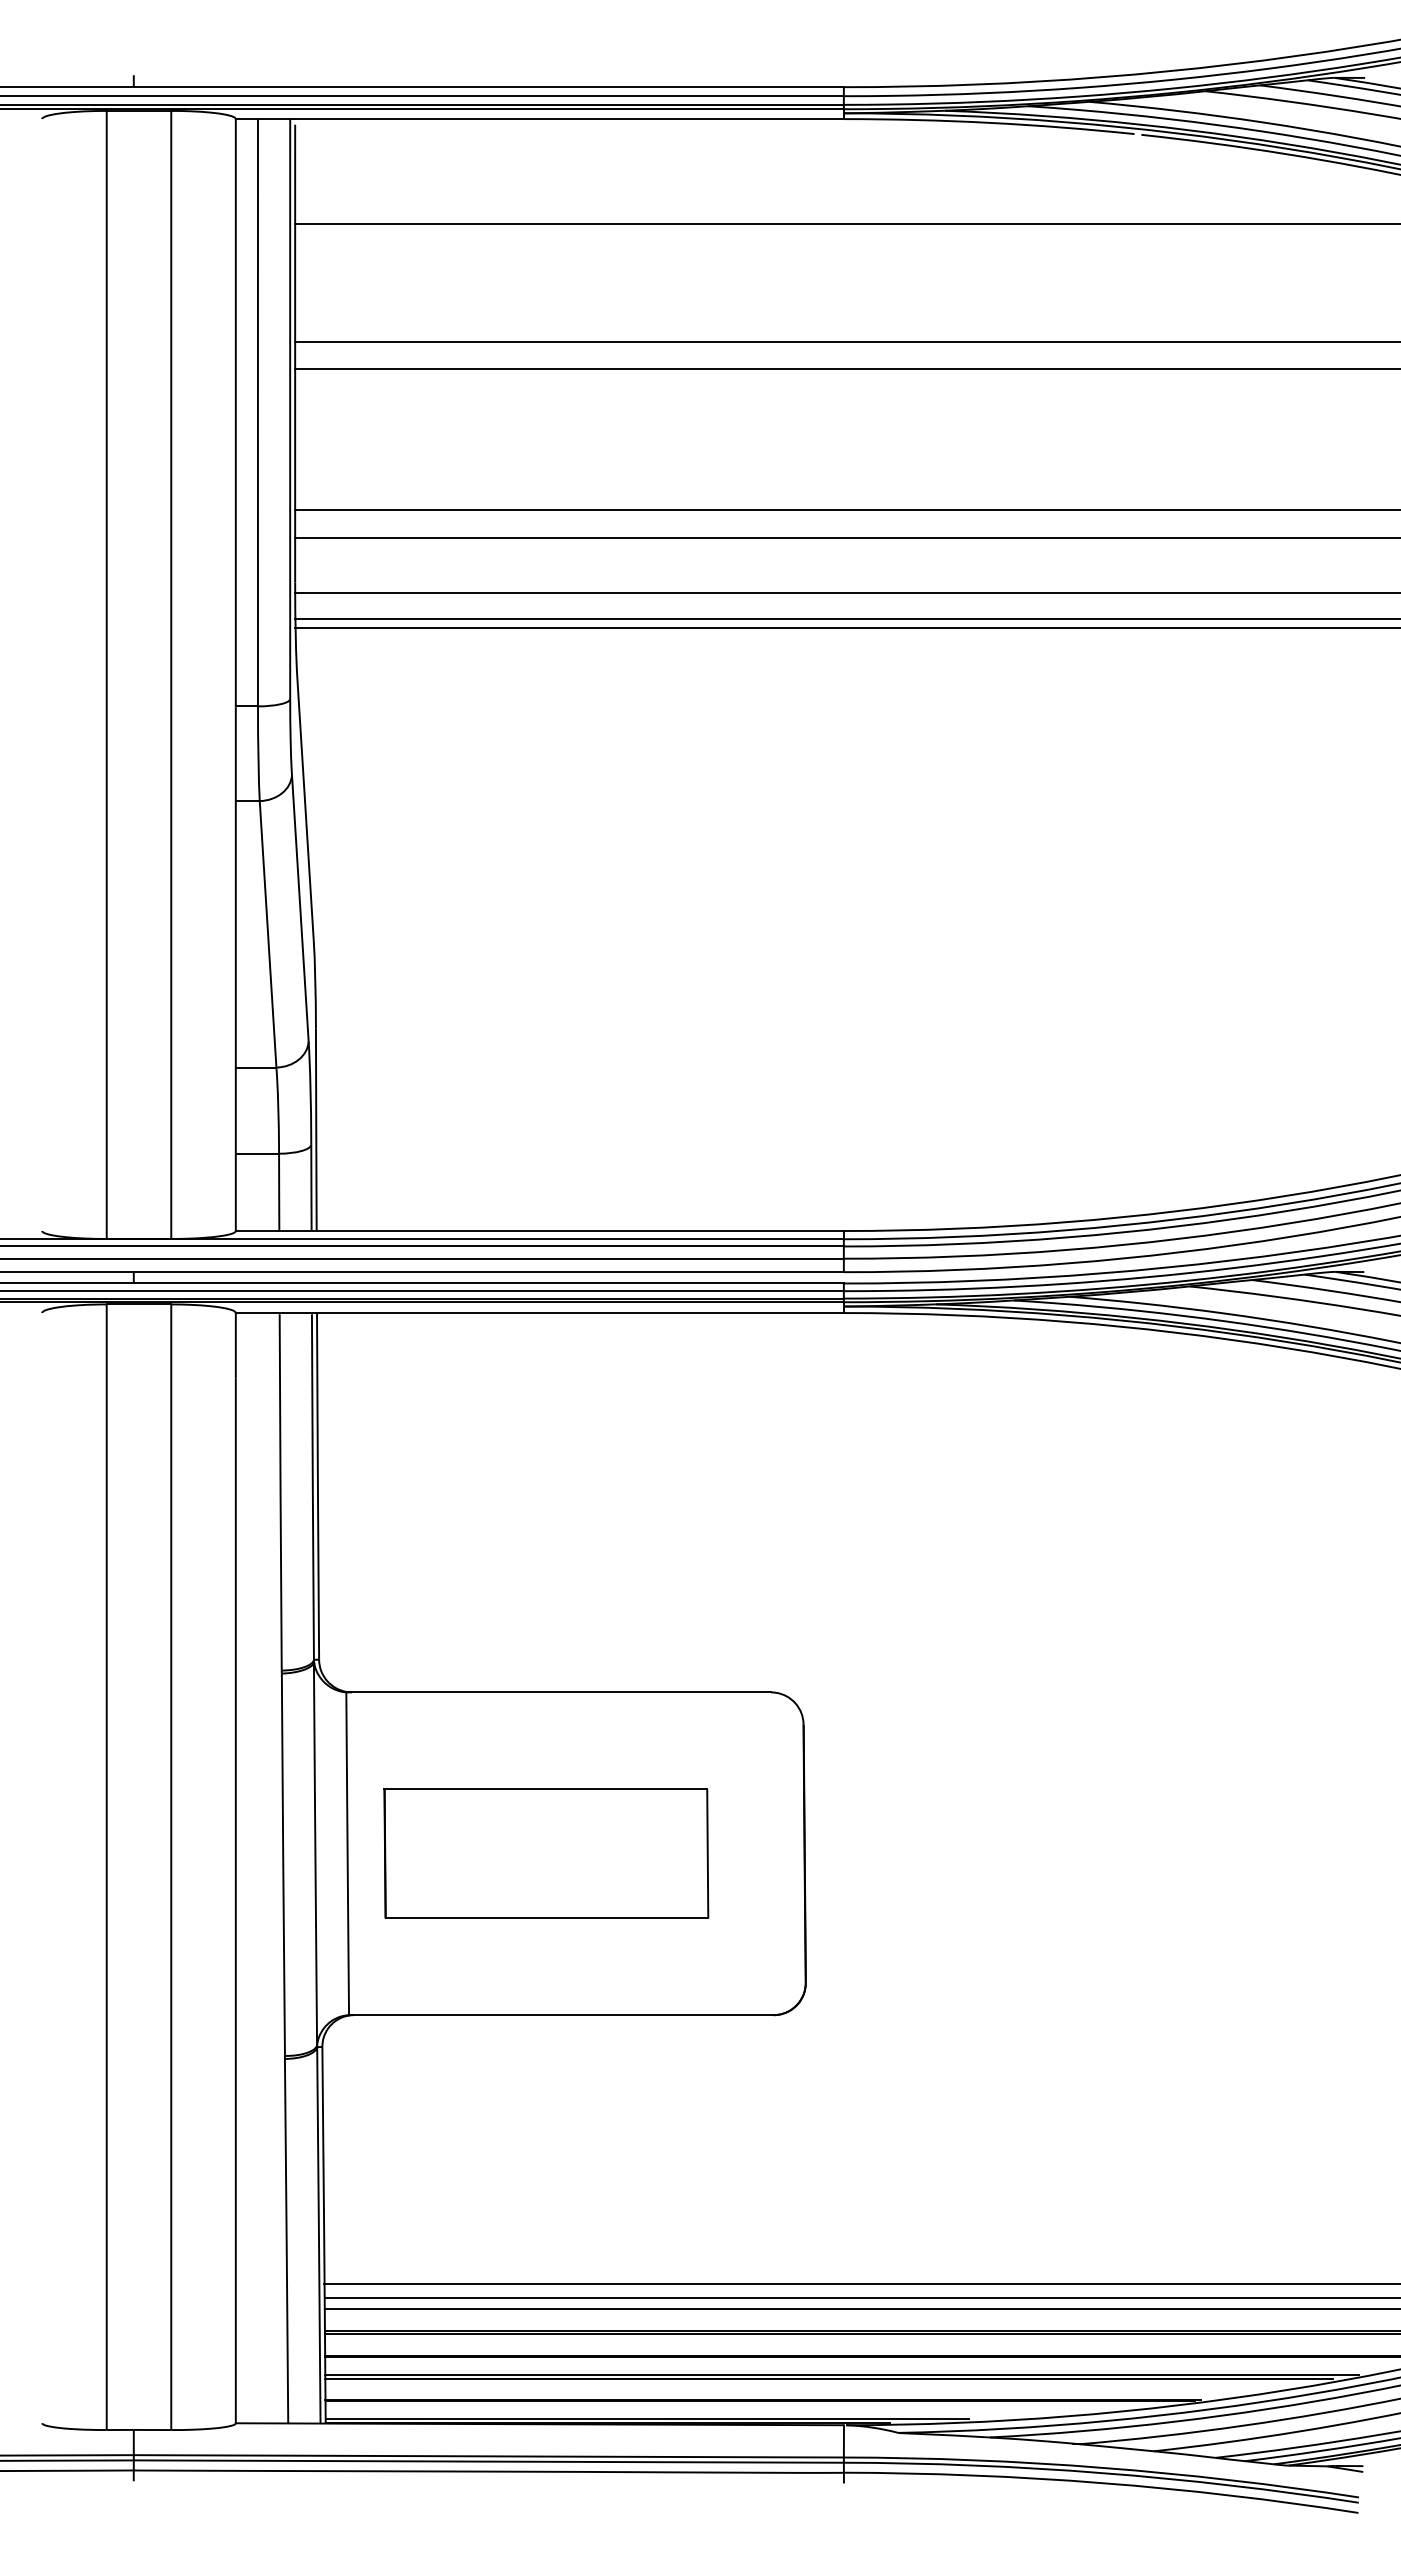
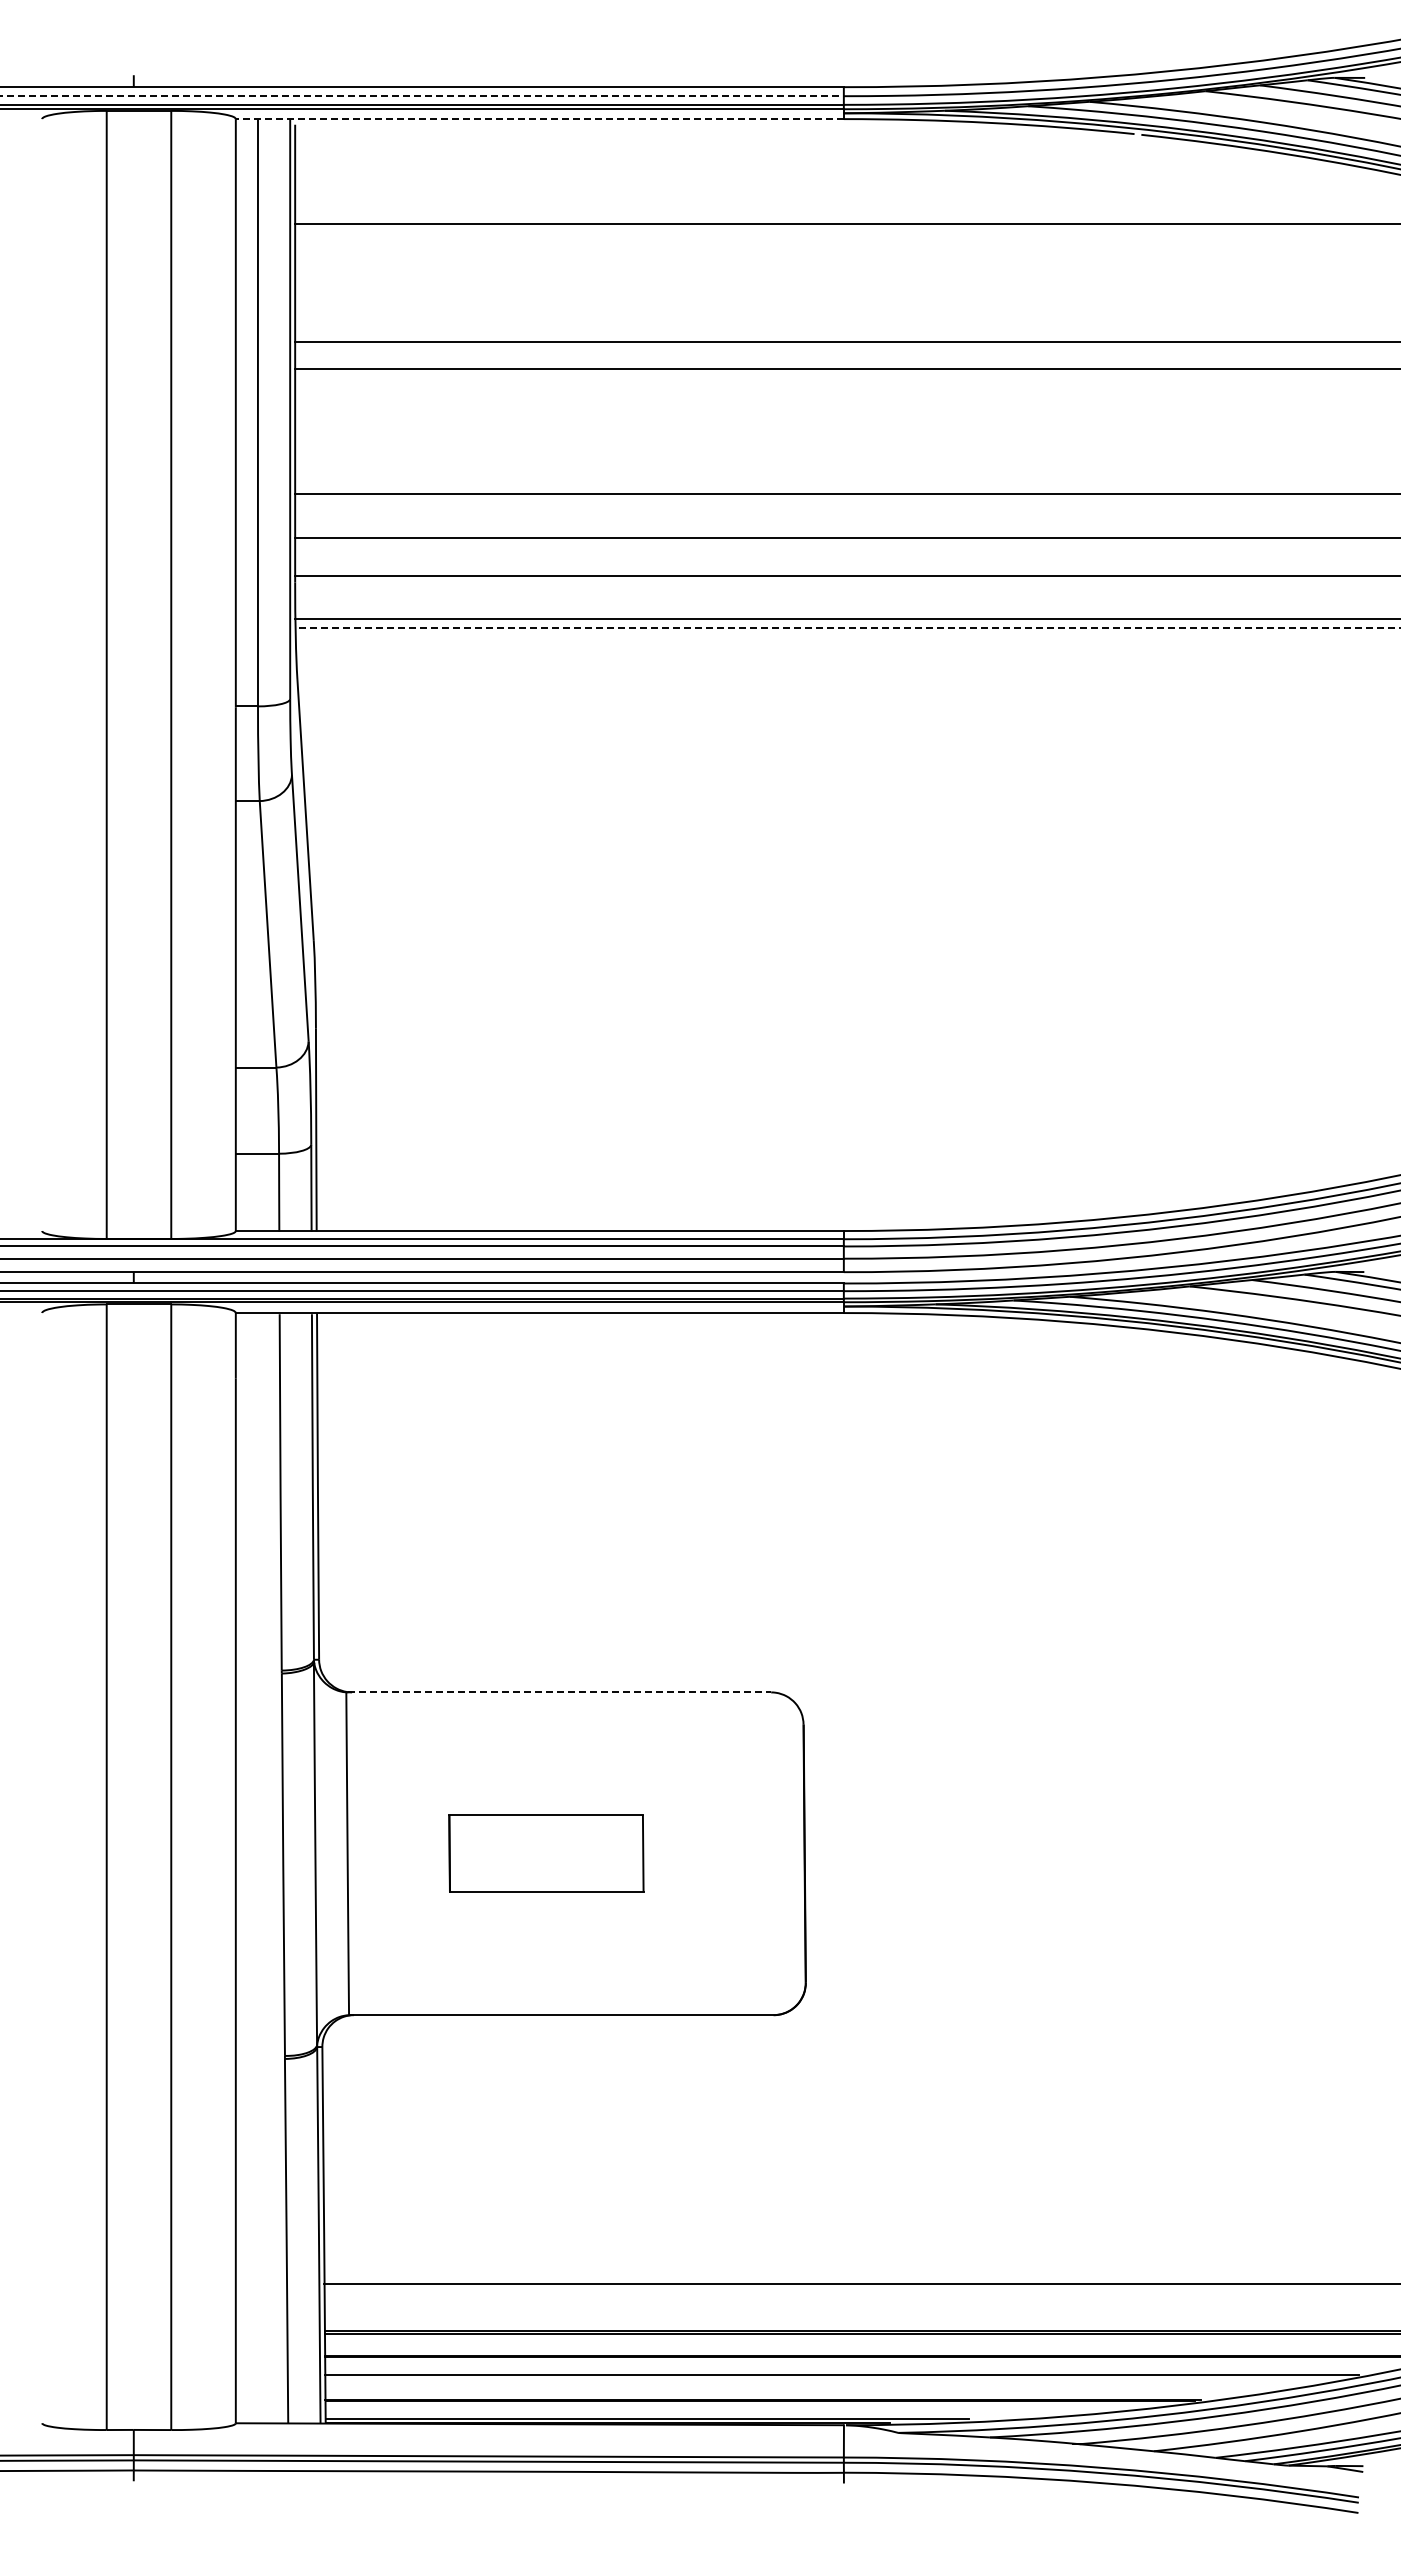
line: solid -> dashed (422, 96)
line: solid -> dashed (539, 119)
line position: (846, 509) -> (846, 493) (846, 493)
line position: (846, 593) -> (846, 576) (846, 576)
line: solid -> dashed (847, 628)
line: solid -> dashed (560, 1692)
part size: 327x131 px -> 197x79 px (546, 1853)
line: present -> none (860, 2297)
line: present -> none (860, 2308)
line: present -> none (828, 2378)
